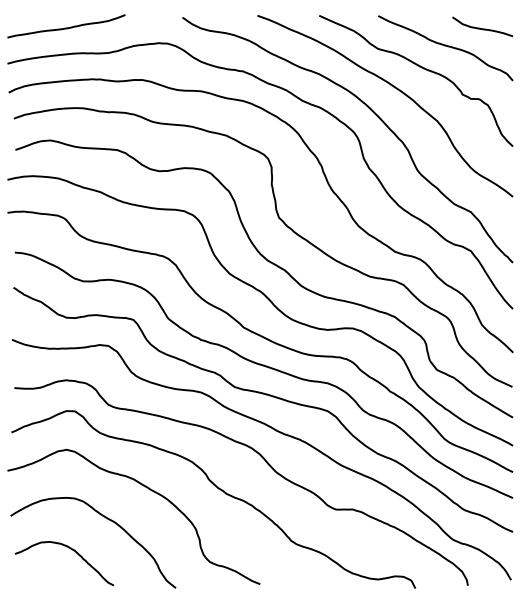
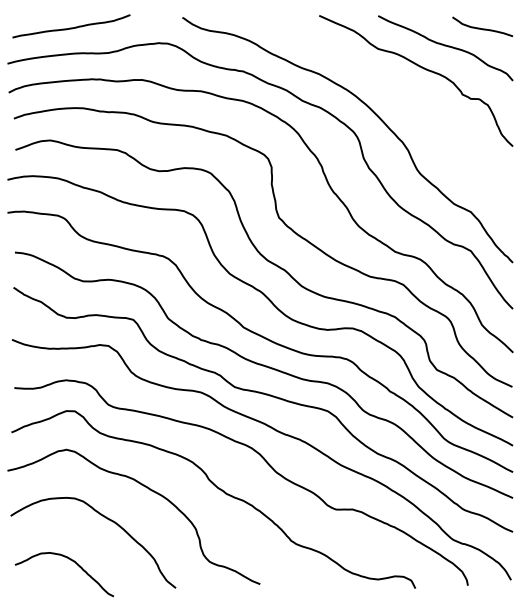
curve position: (66, 27) -> (71, 27) (71, 27)
curve: present -> none (397, 90)
curve position: (73, 551) -> (73, 562) (73, 562)
